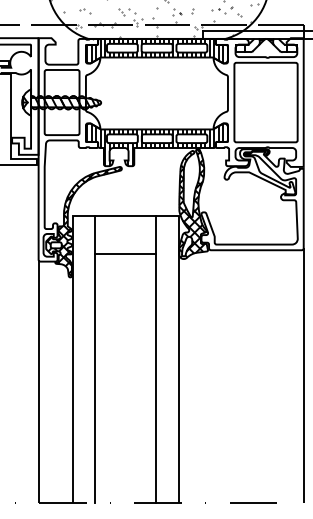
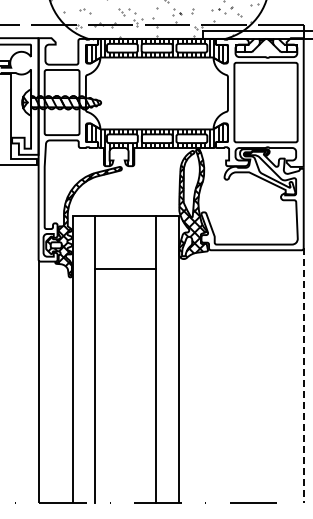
line position: (125, 254) -> (125, 269) (125, 269)
line: solid -> dashed (303, 375)
